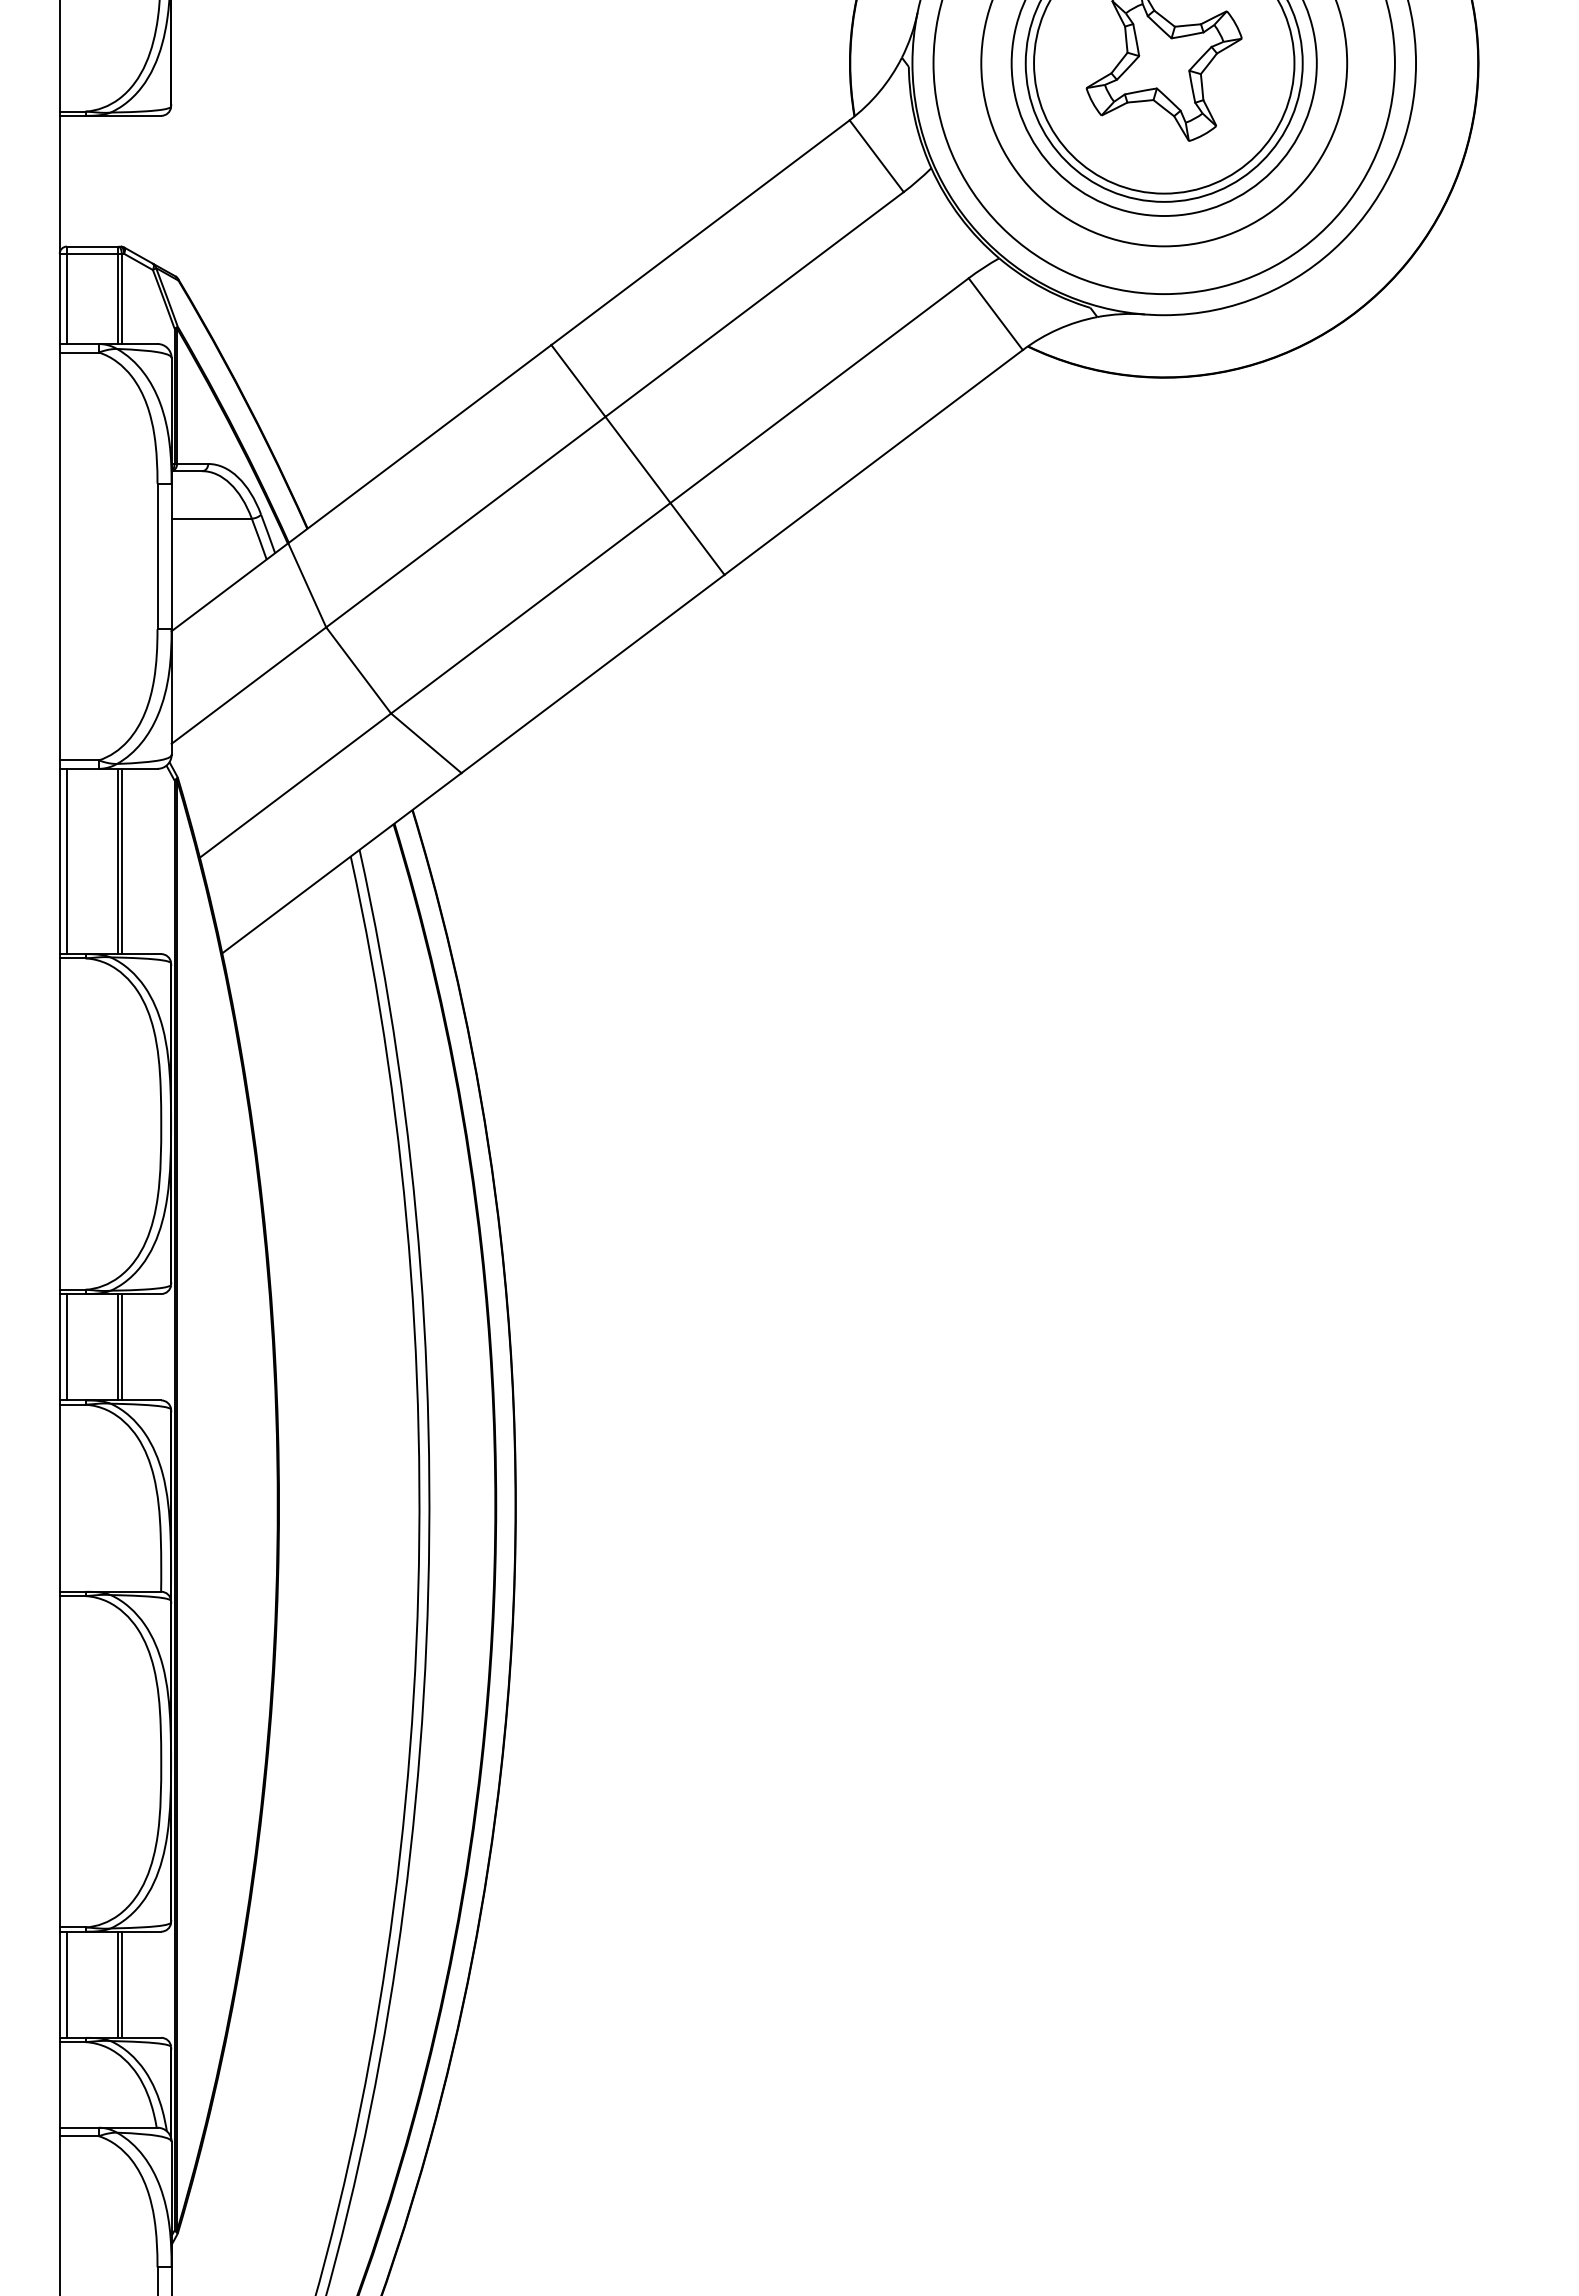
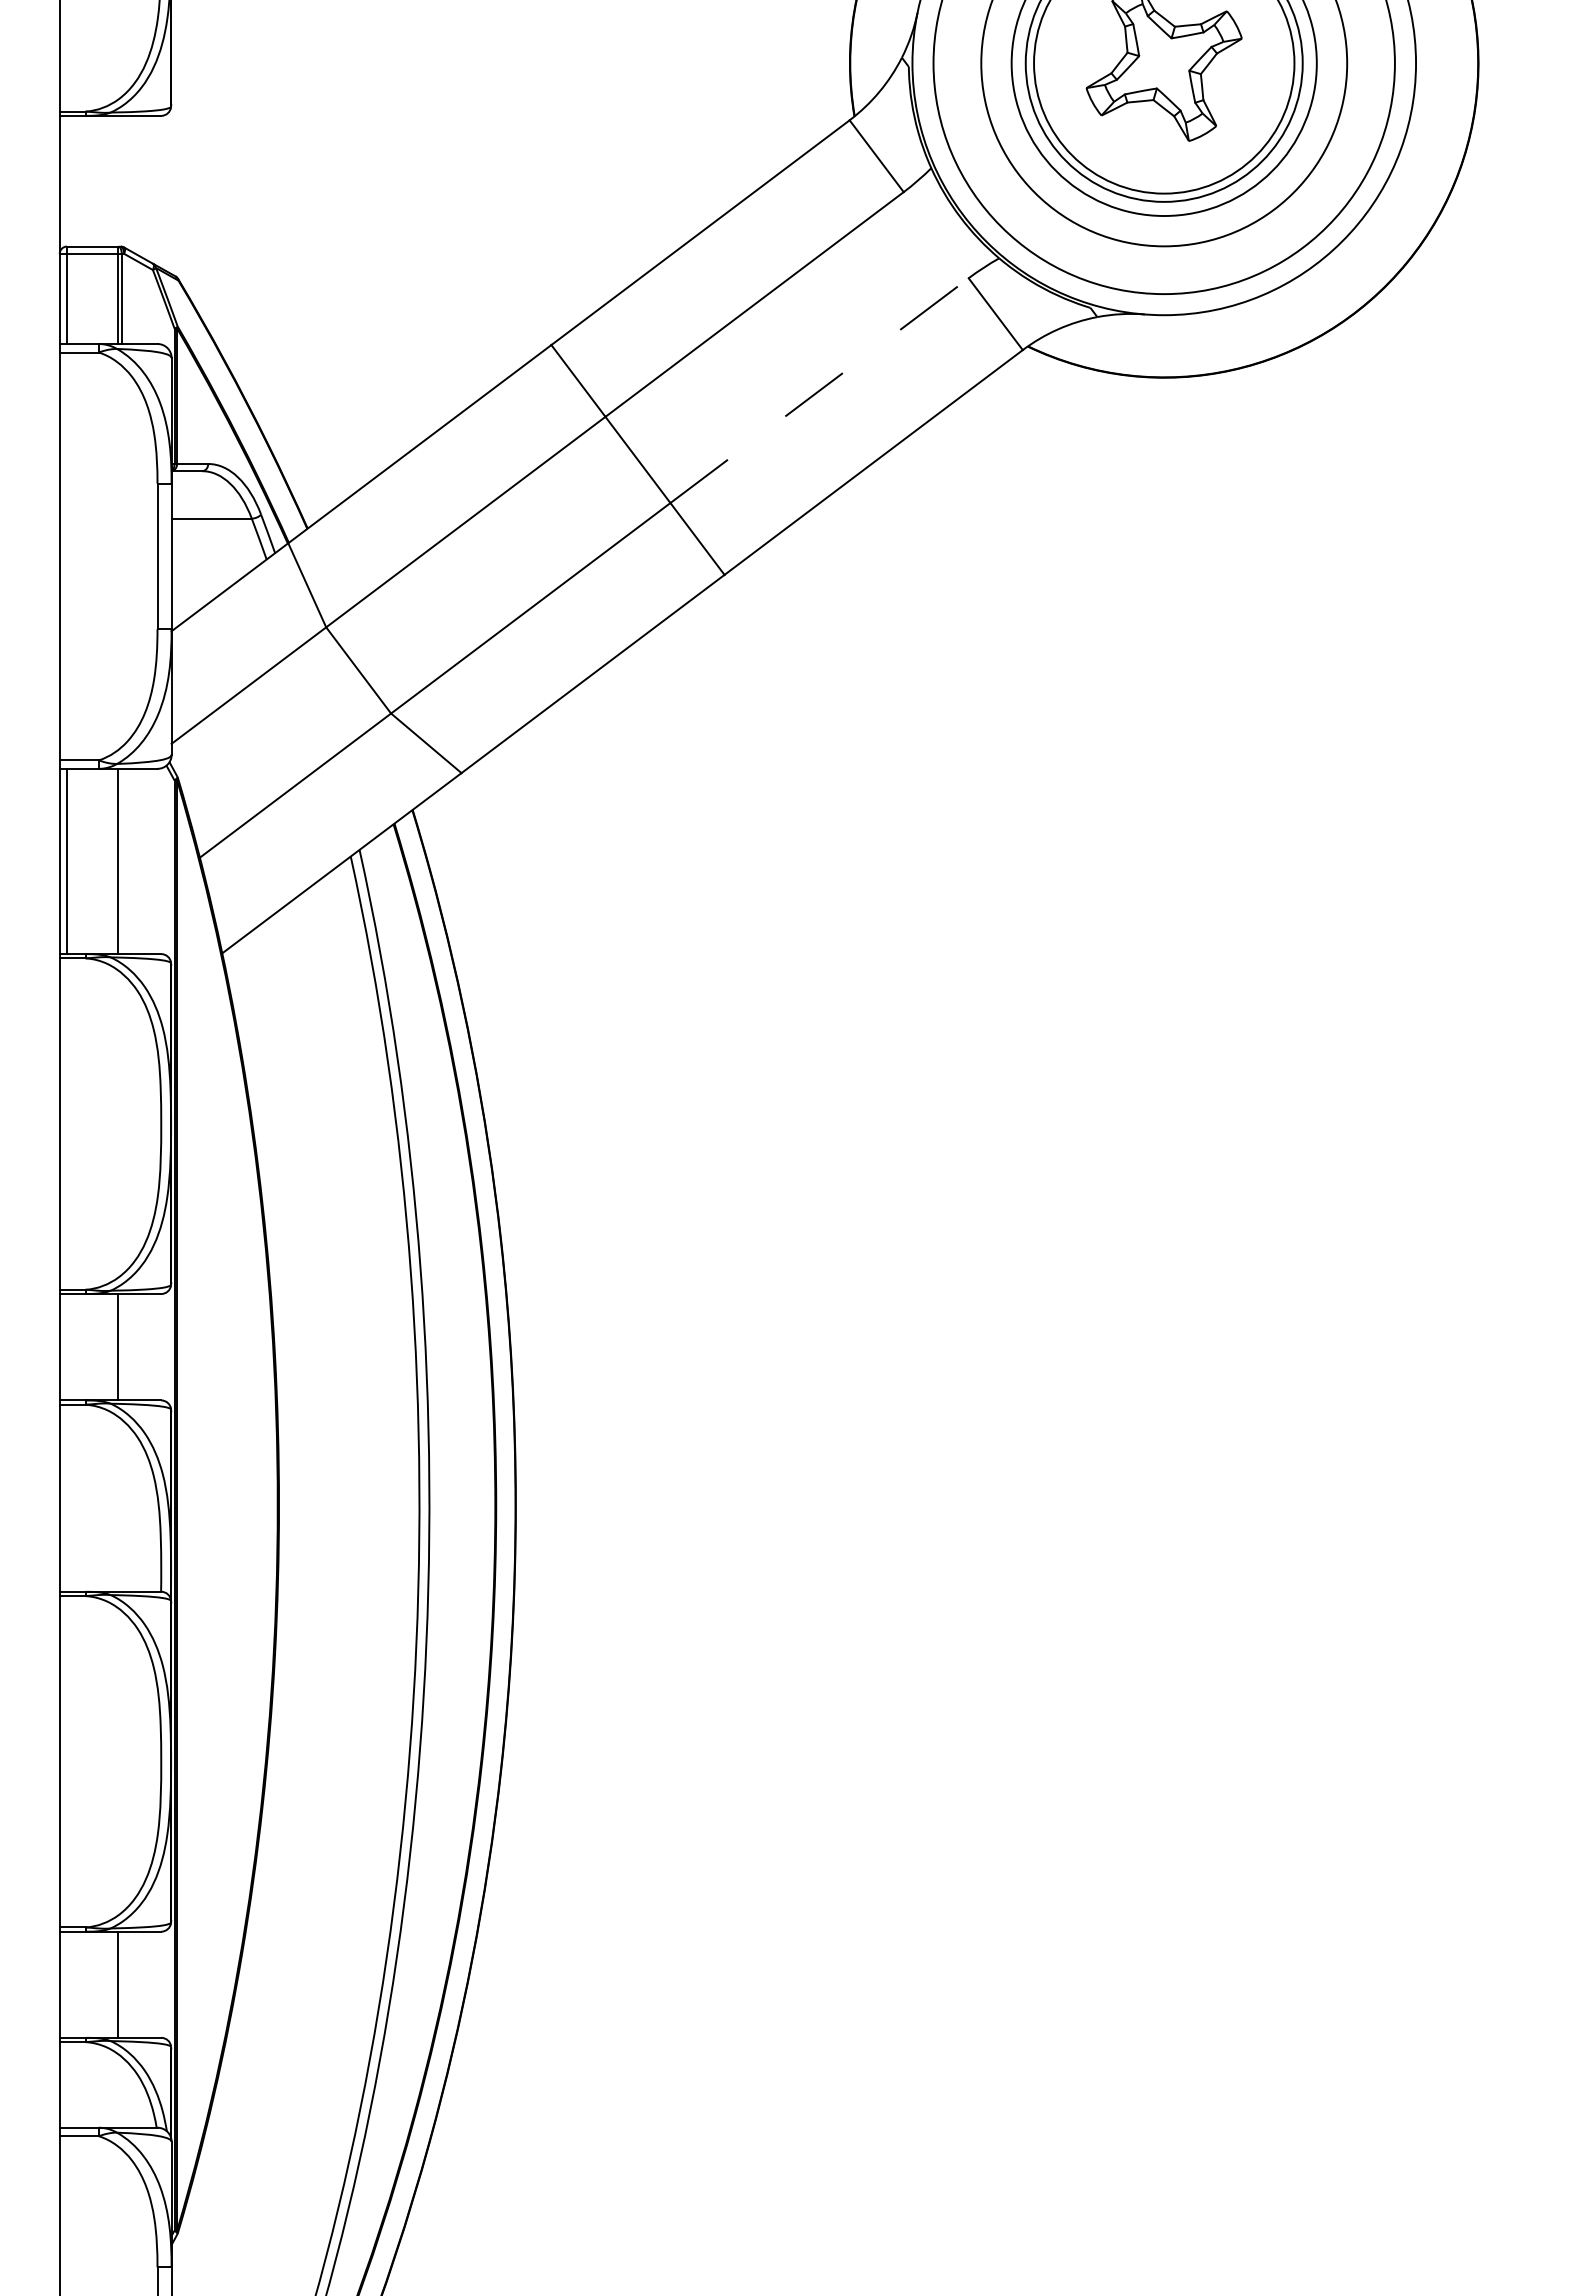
line: solid -> dashed (819, 390)
line: present -> none (121, 861)
line: present -> none (66, 1347)
line: present -> none (121, 1347)
line: present -> none (66, 1984)
line: present -> none (121, 1984)
